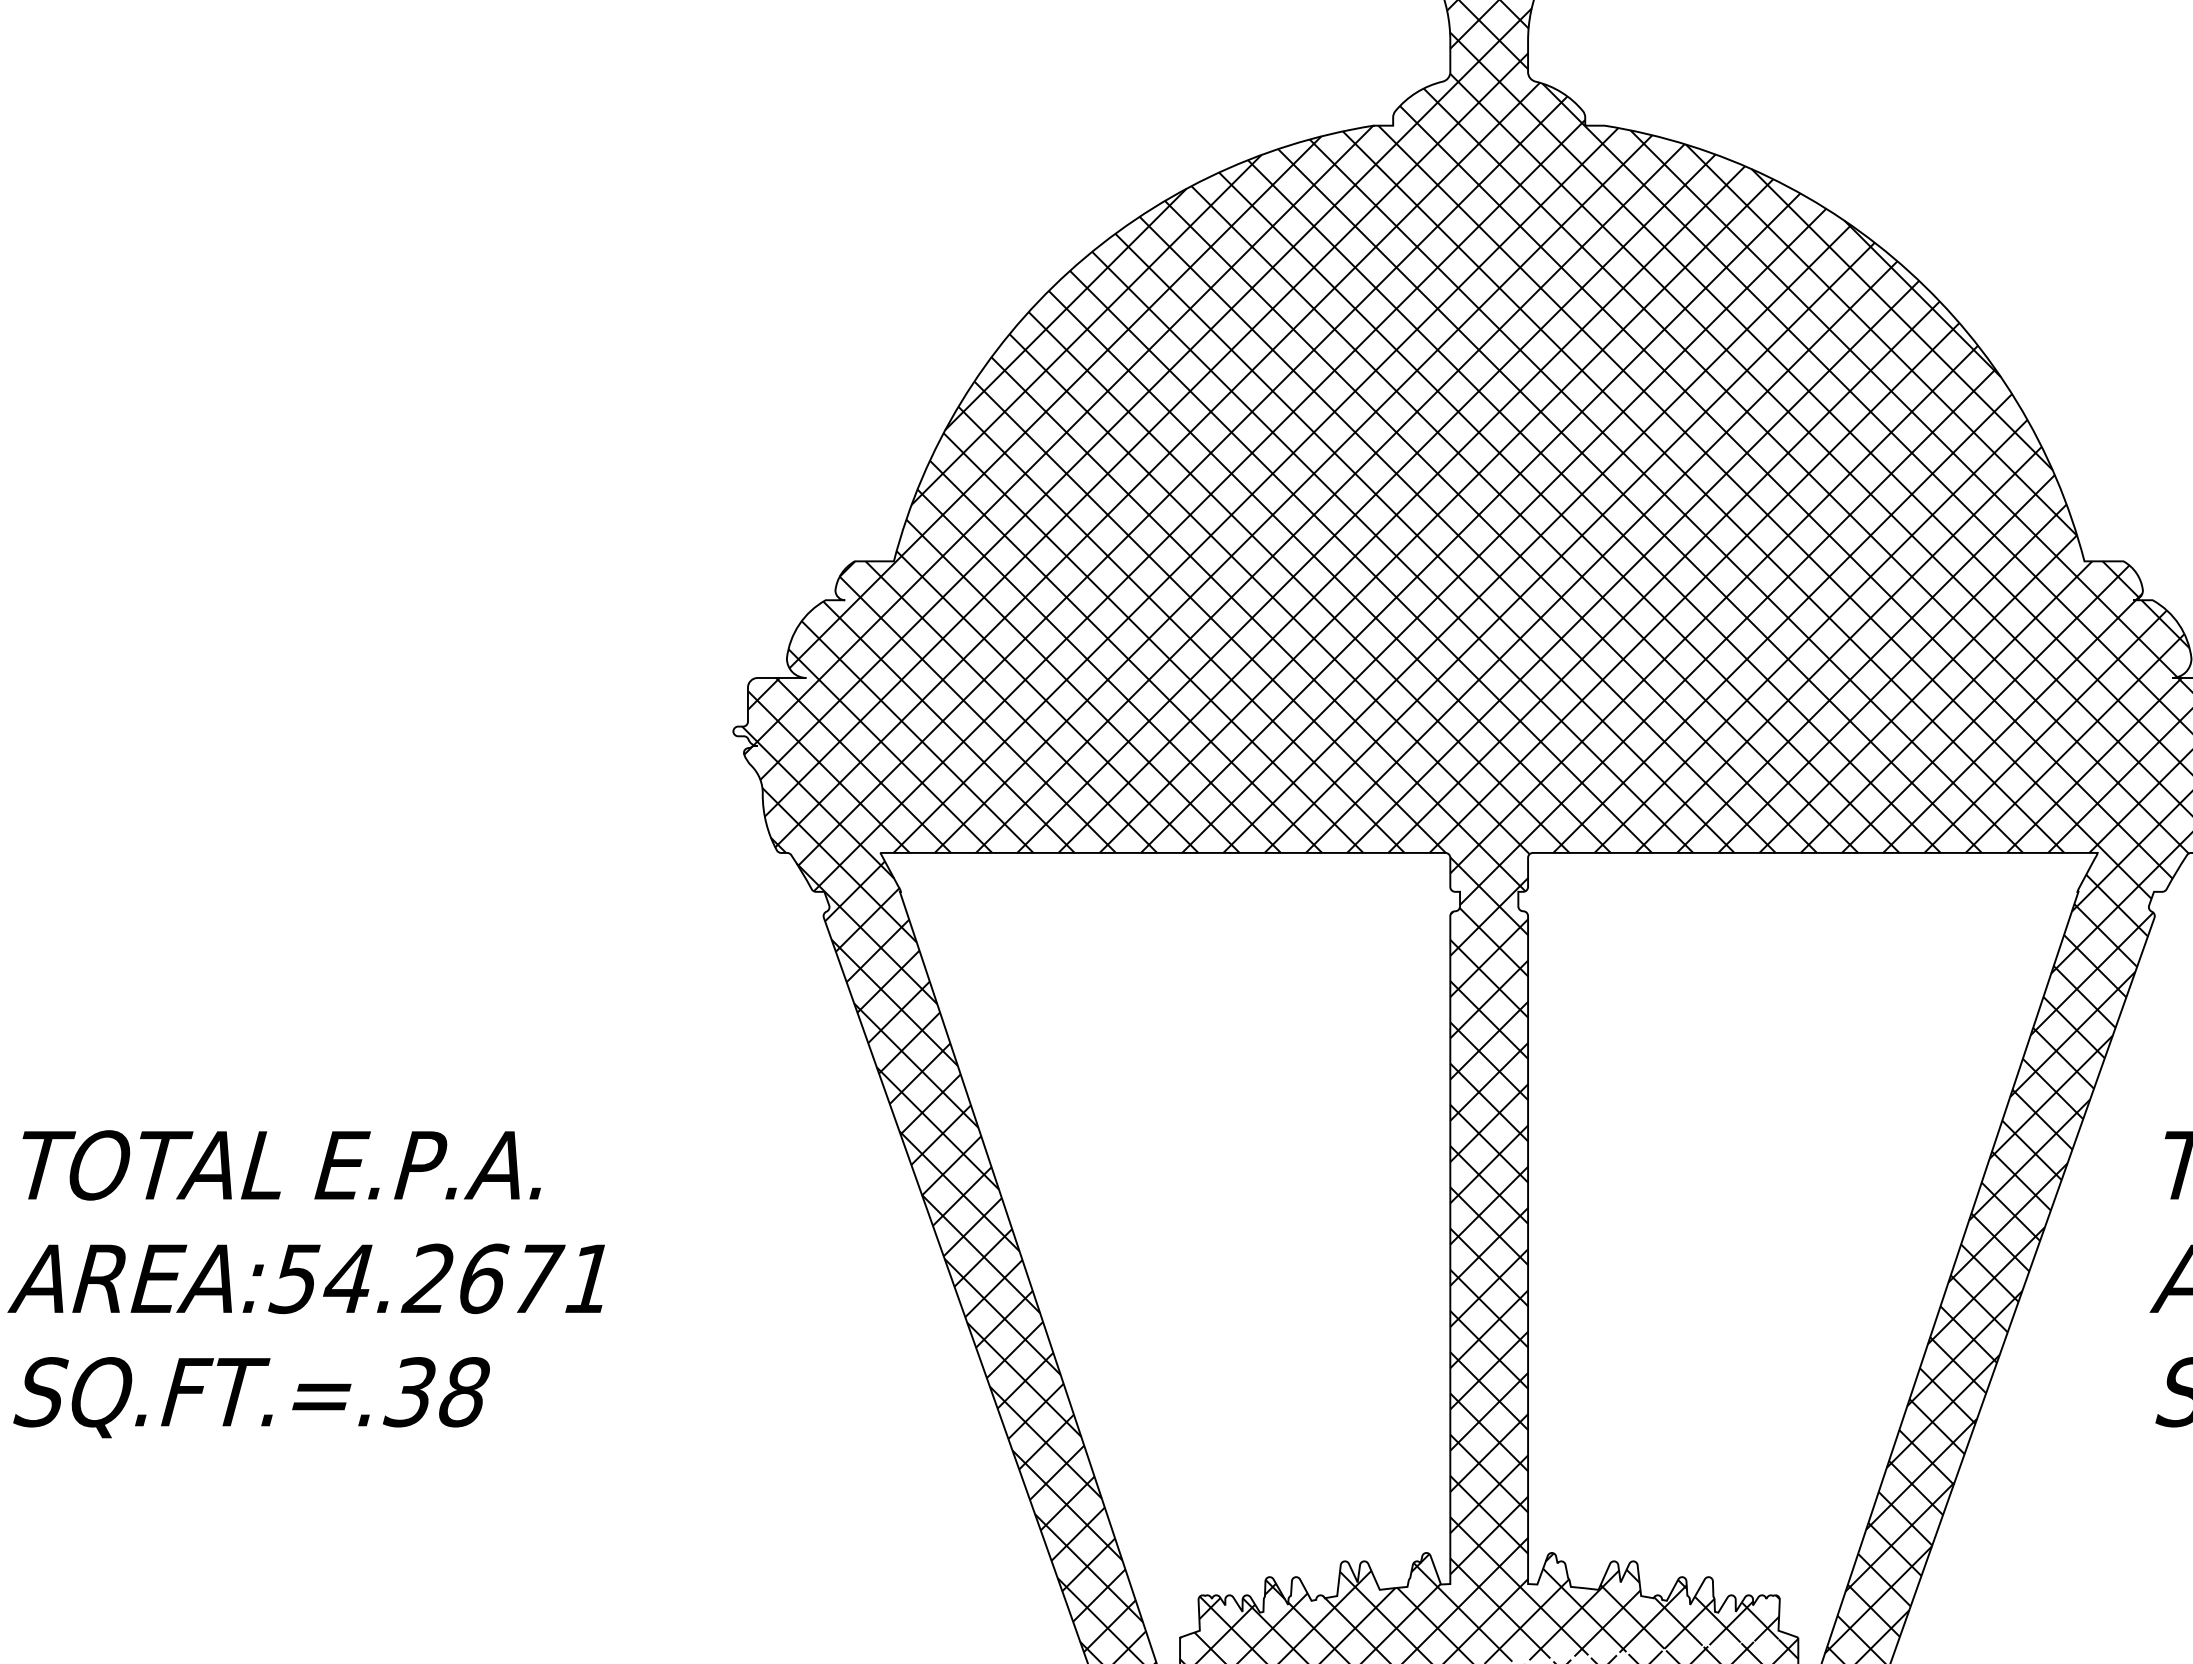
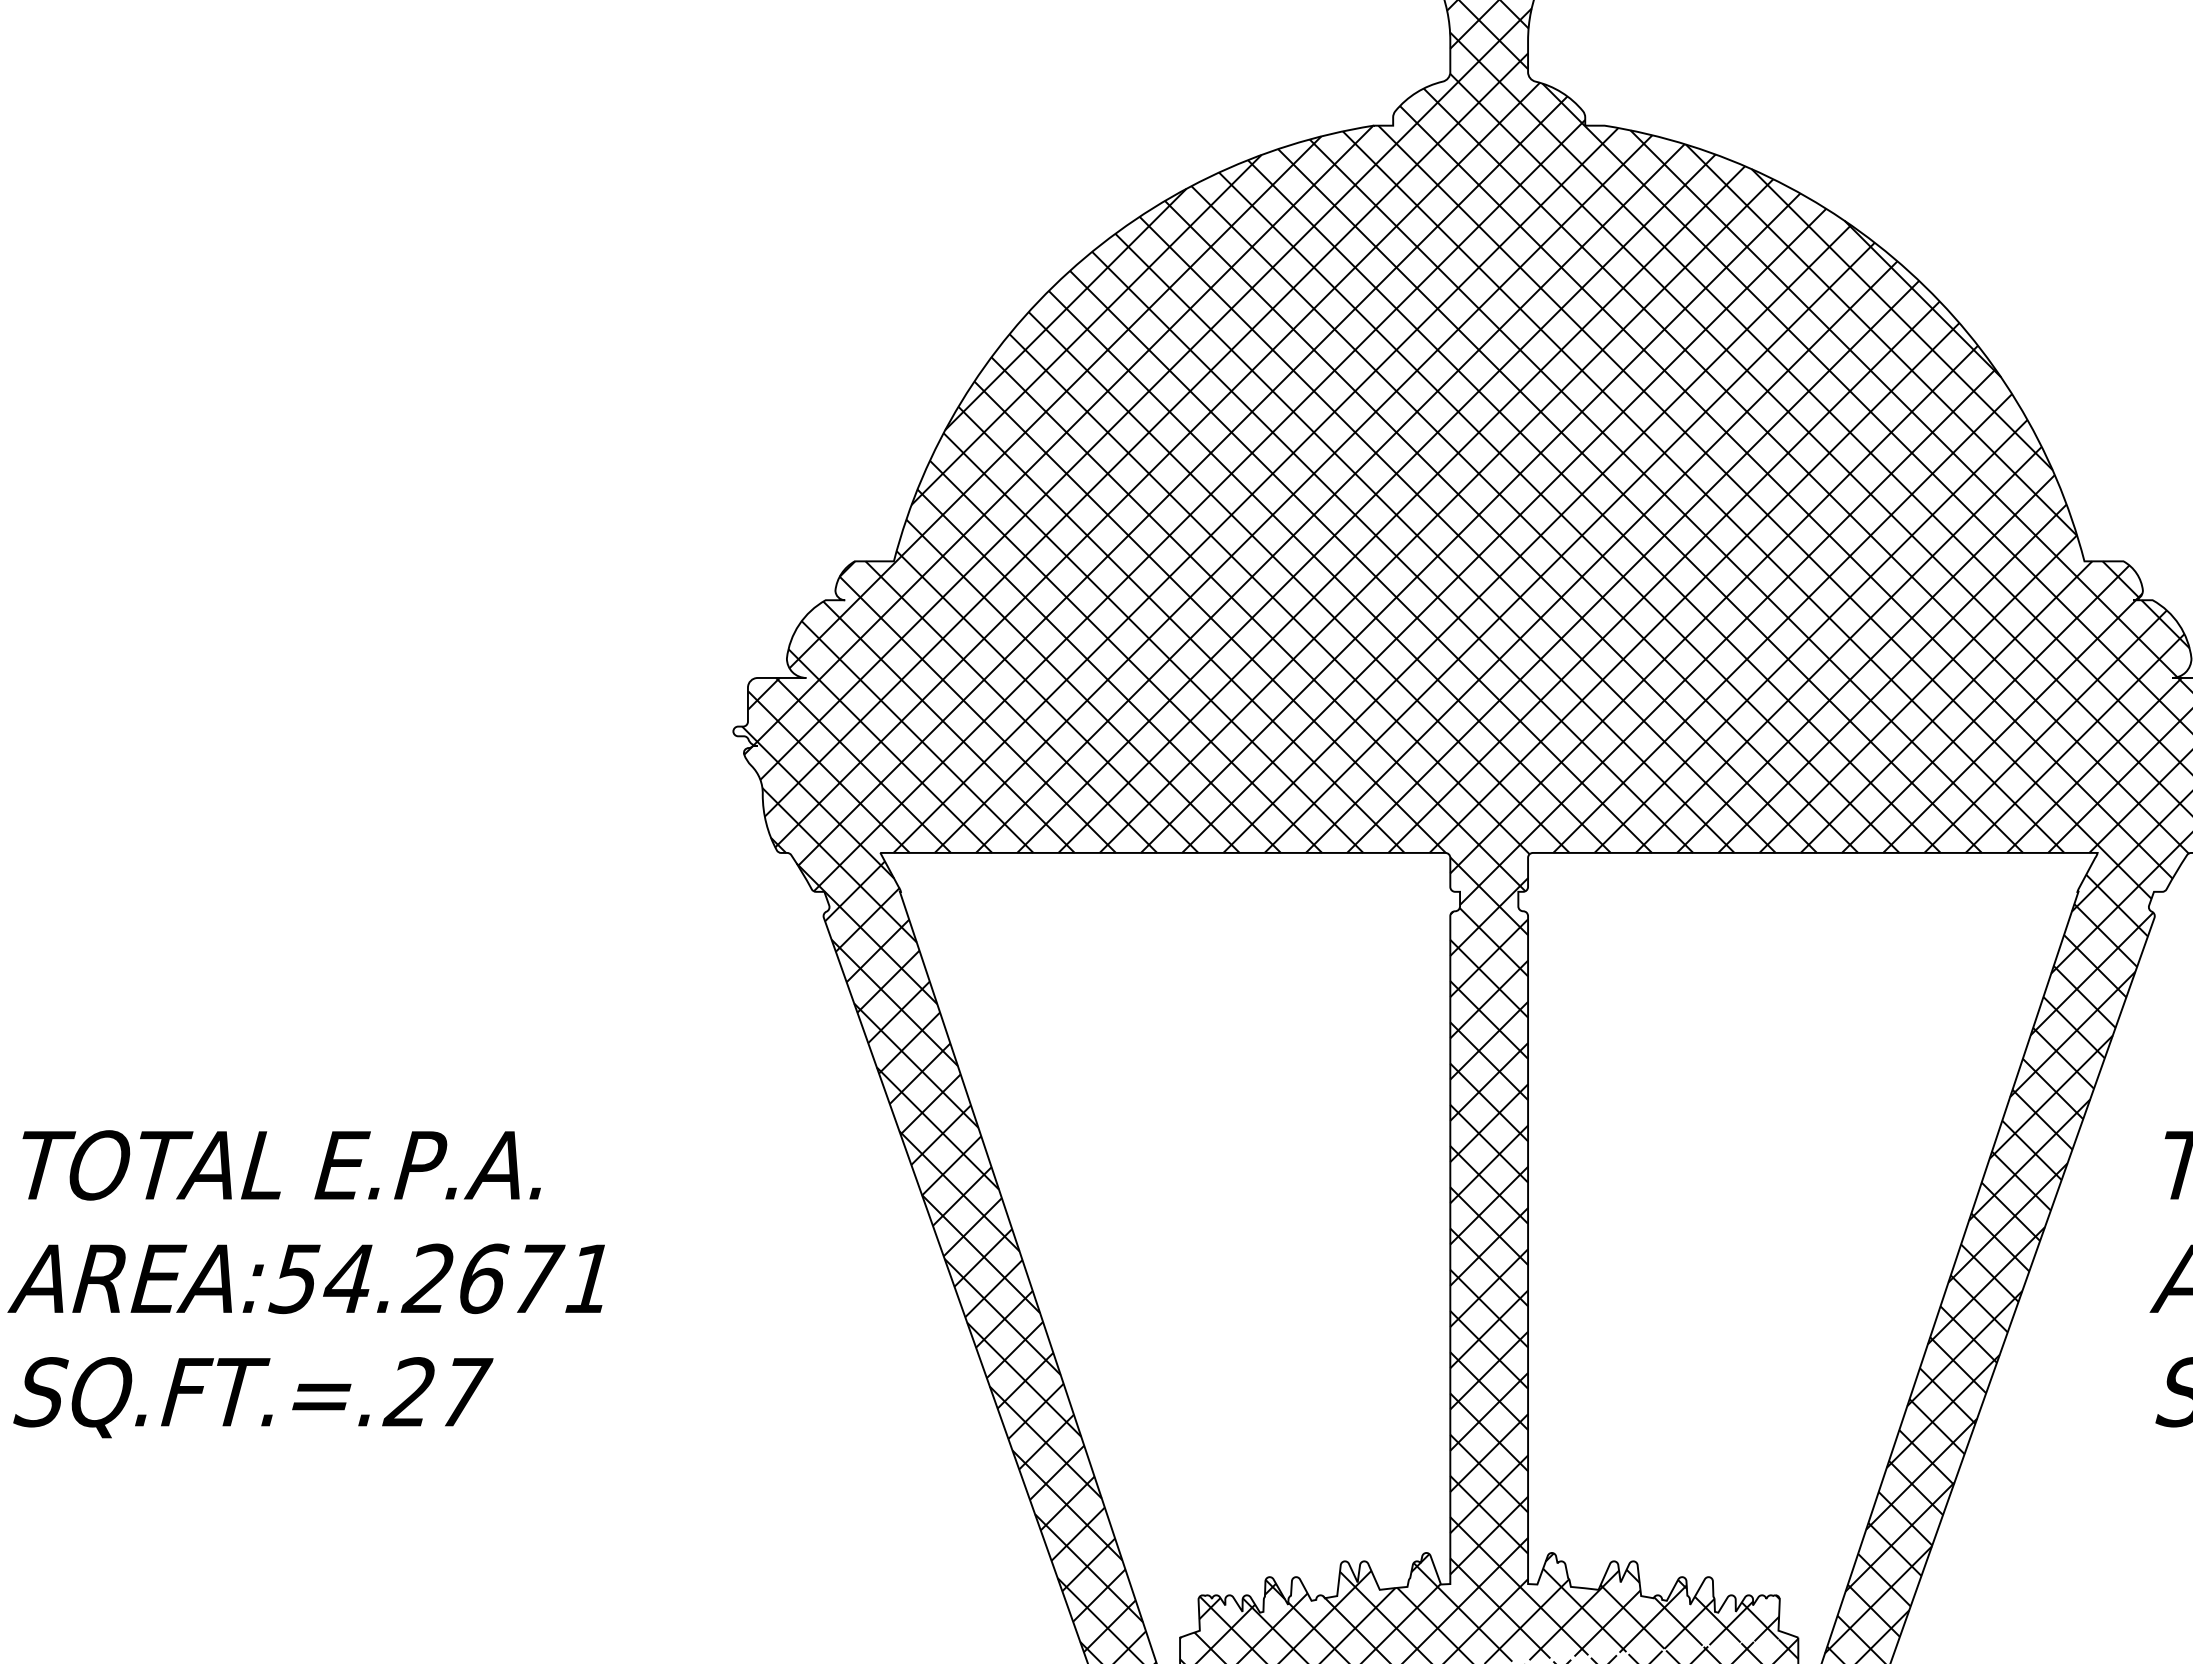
text: SQ.FT.=.38 -> SQ.FT.=.27 (437, 1392)
